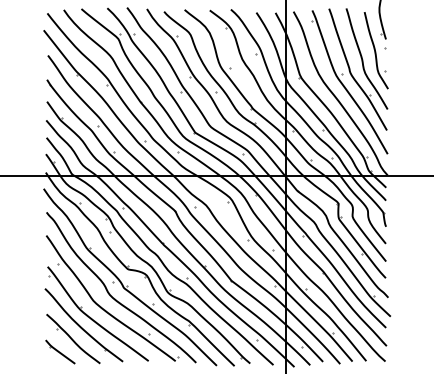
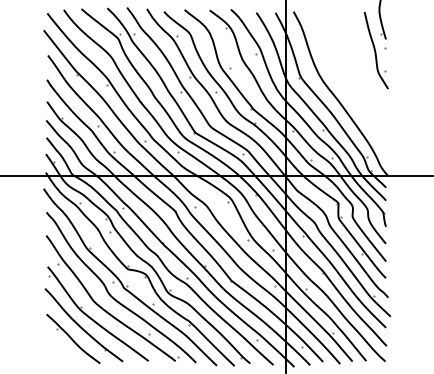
part: present -> none (349, 81)
part: present -> none (60, 351)
